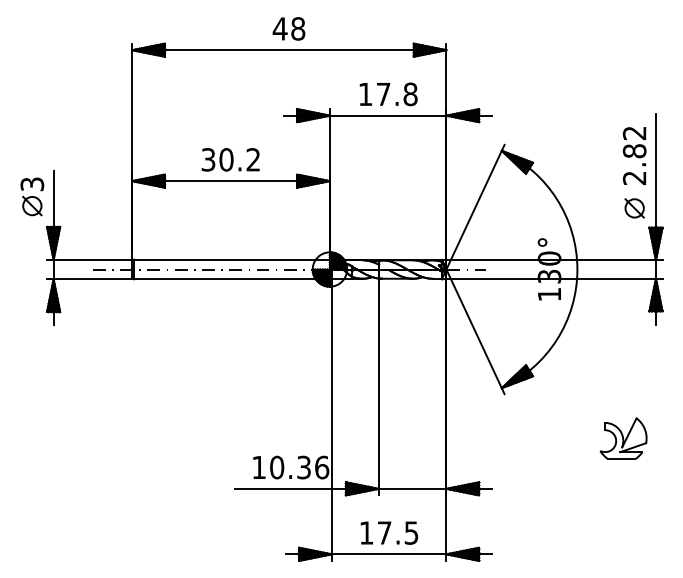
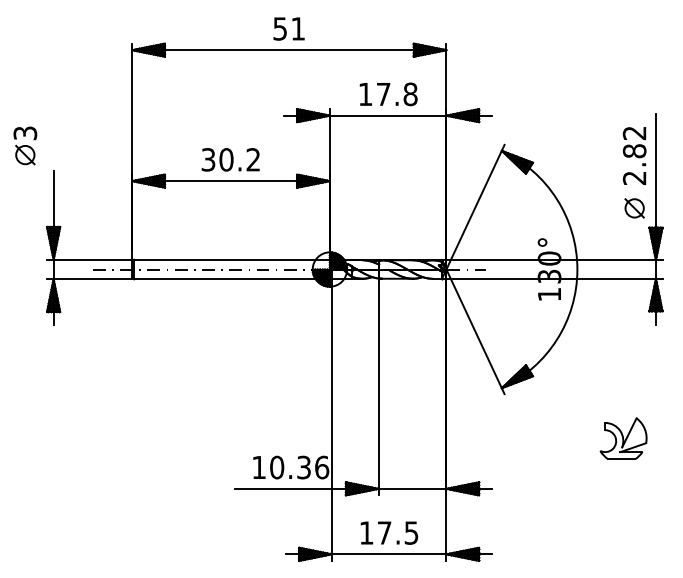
text: 48 -> 51 (288, 28)
part position: (32, 196) -> (25, 145) (25, 145)
